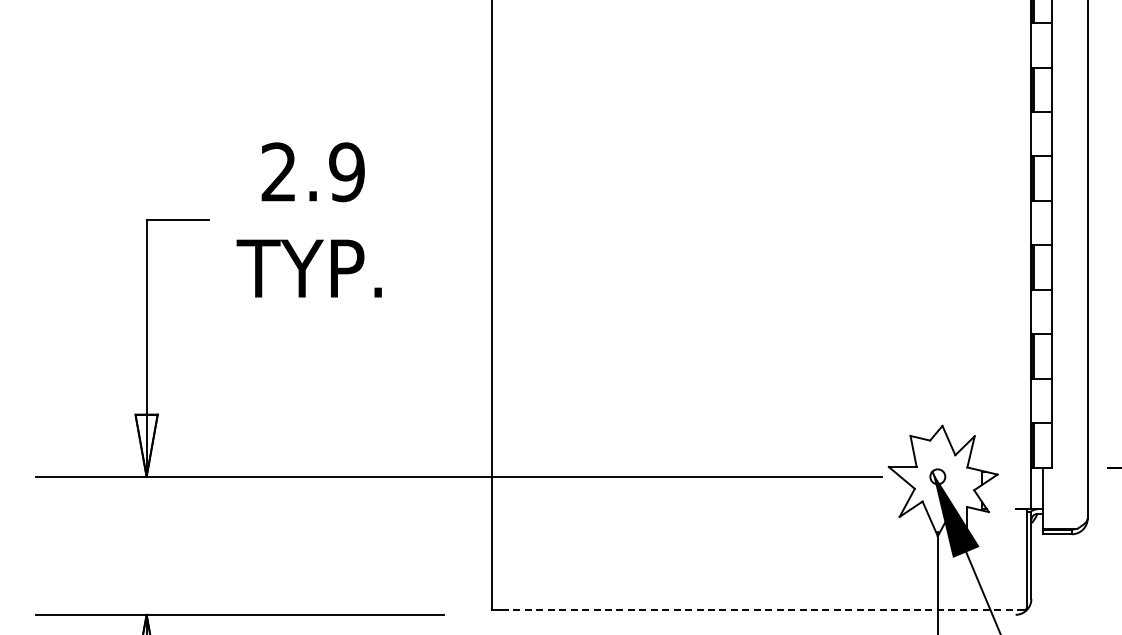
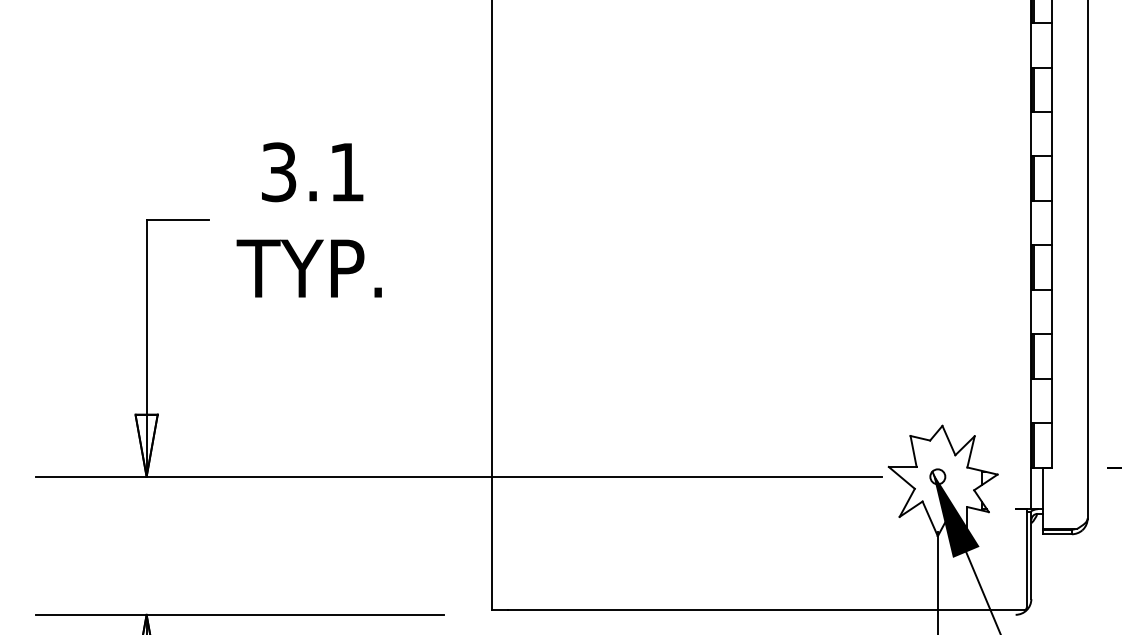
text: 2.9 -> 3.1 (312, 172)
line: dashed -> solid (766, 610)
